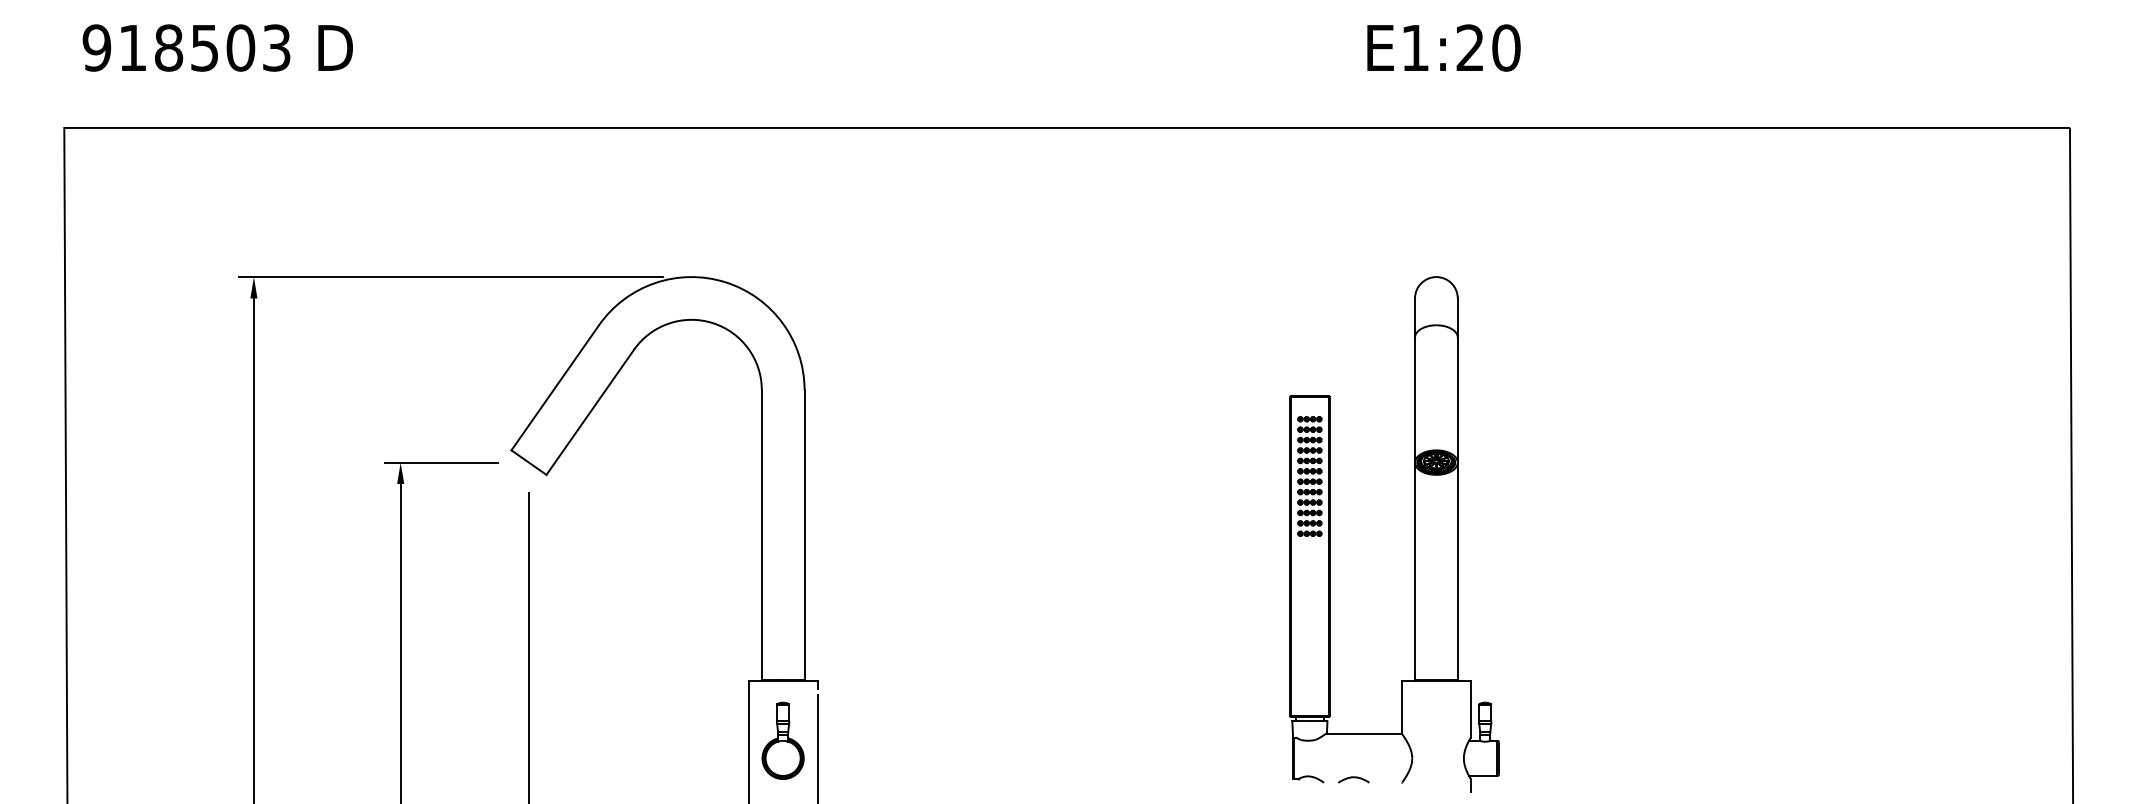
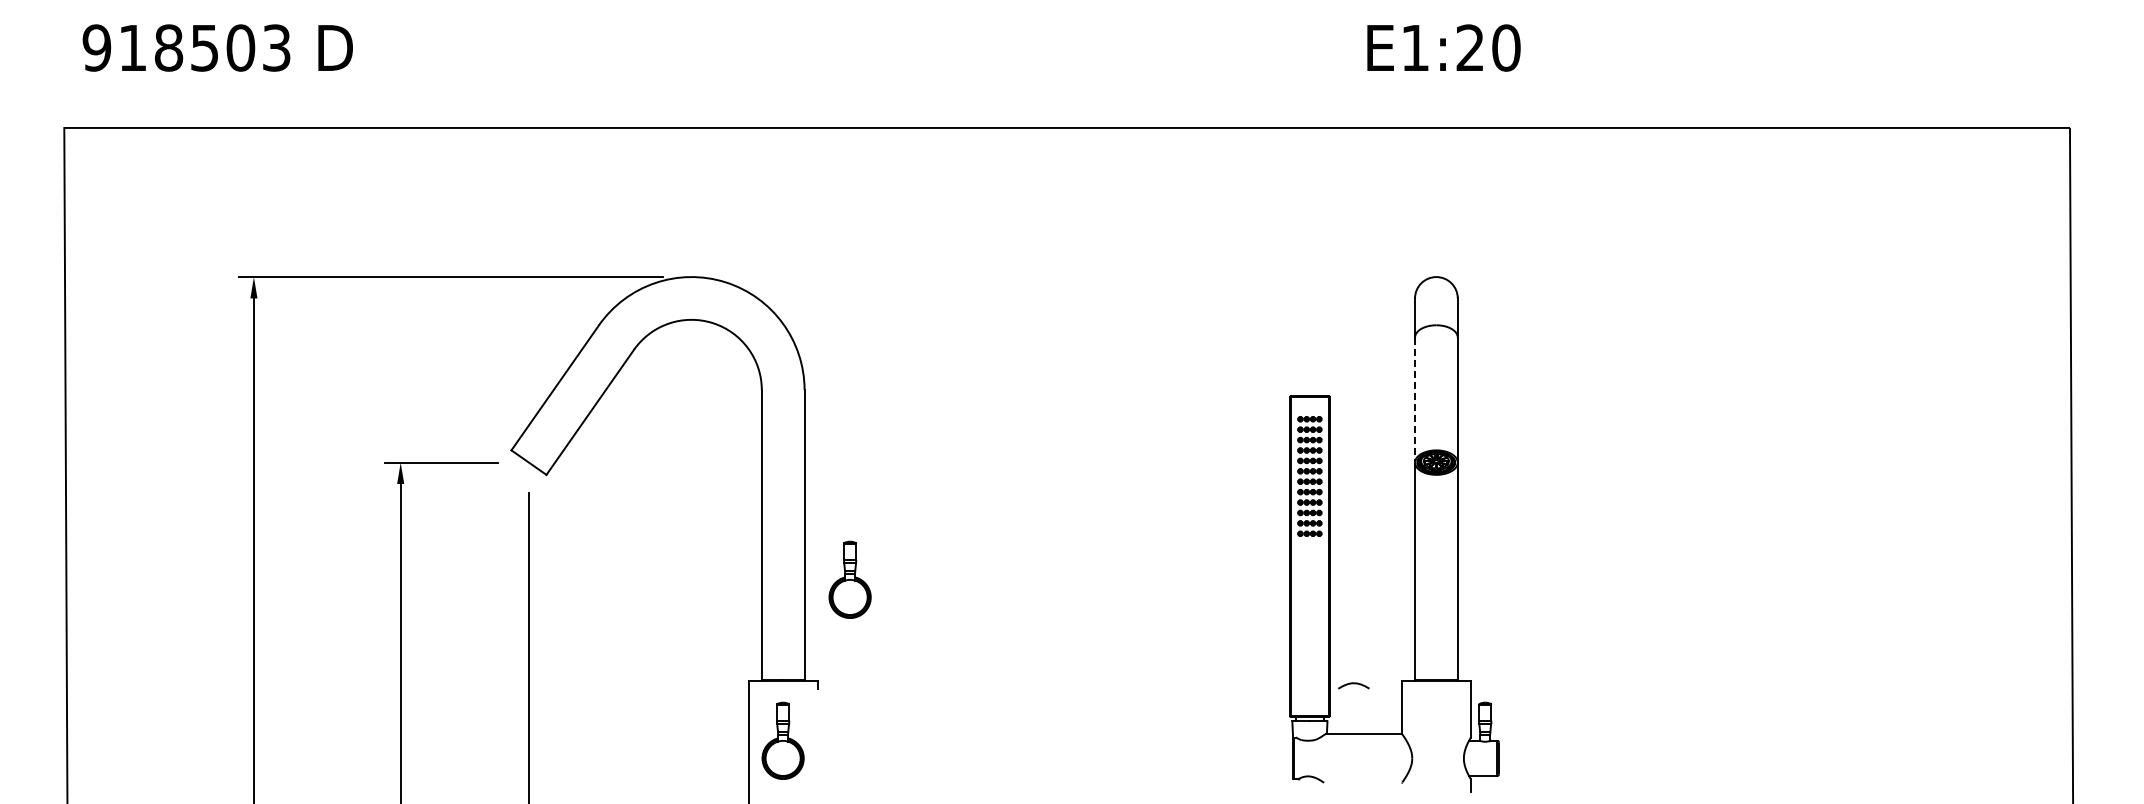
line: solid -> dashed (1415, 400)
part: none -> present (849, 579)
line: present -> none (817, 747)
curve position: (1353, 778) -> (1353, 684) (1353, 684)
